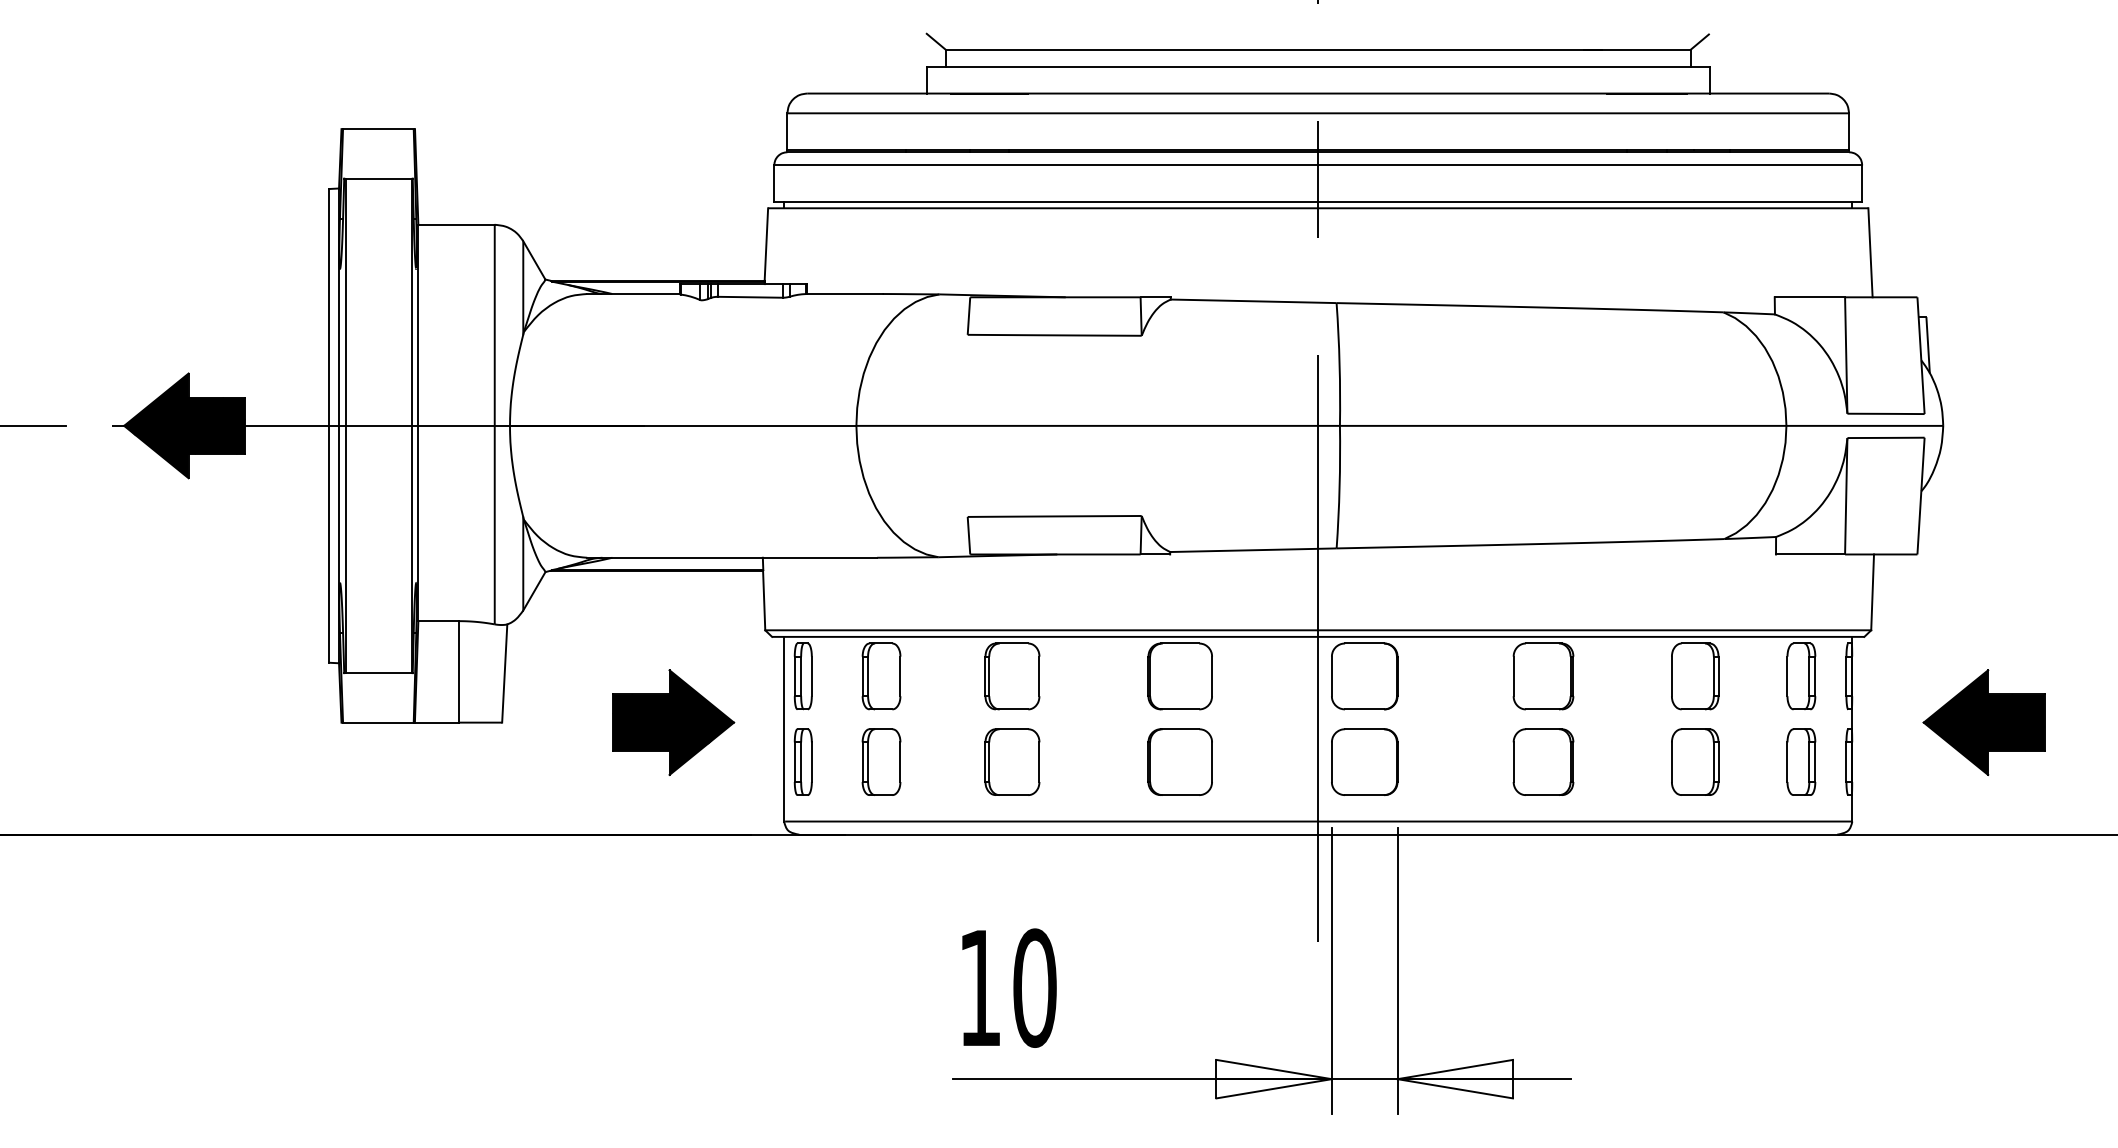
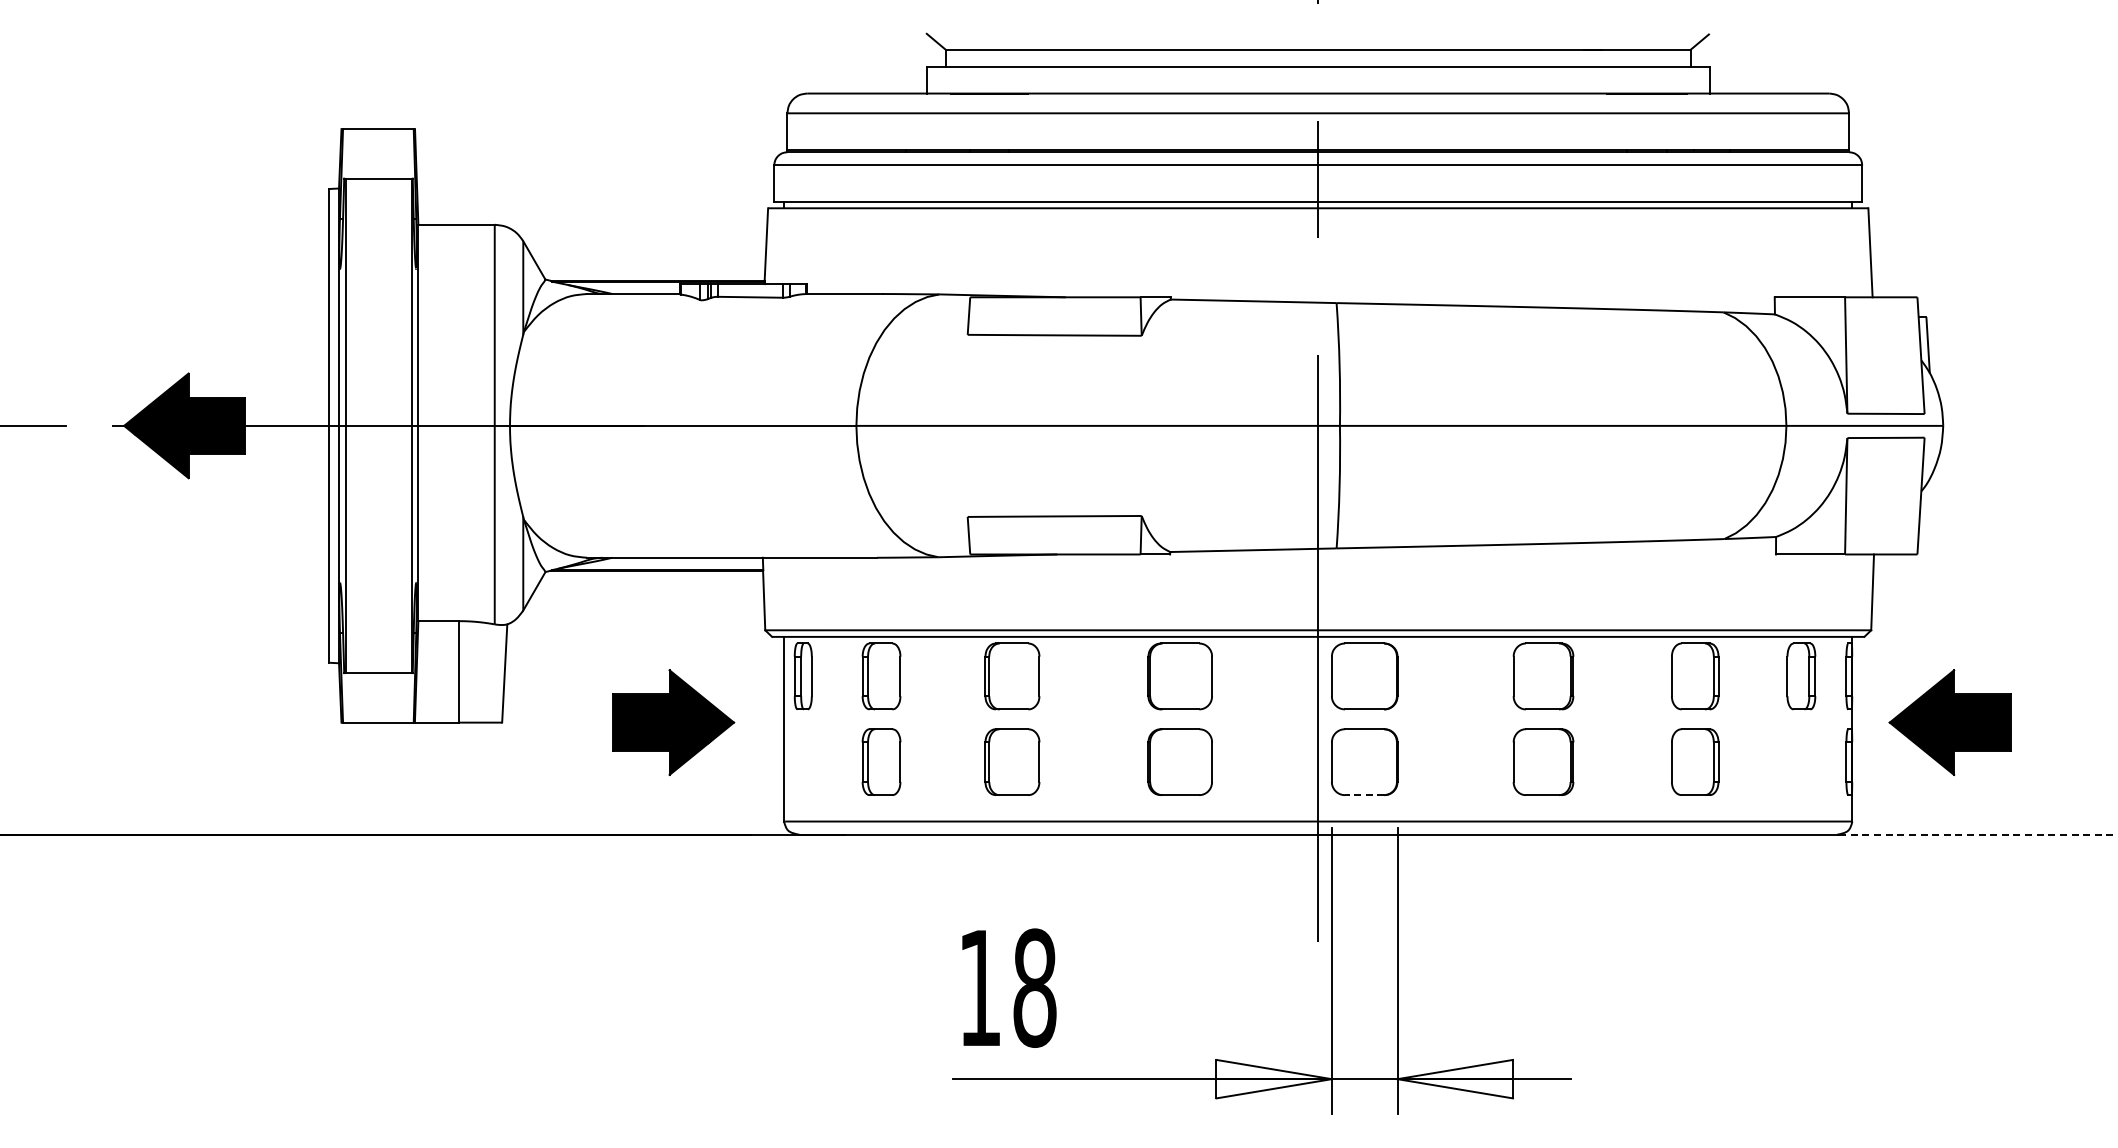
part position: (1983, 722) -> (1949, 722) (1949, 722)
part: present -> none (802, 761)
part: present -> none (1801, 761)
line: solid -> dashed (1364, 795)
line: solid -> dashed (1978, 834)
text: 10 -> 18 (1034, 987)
